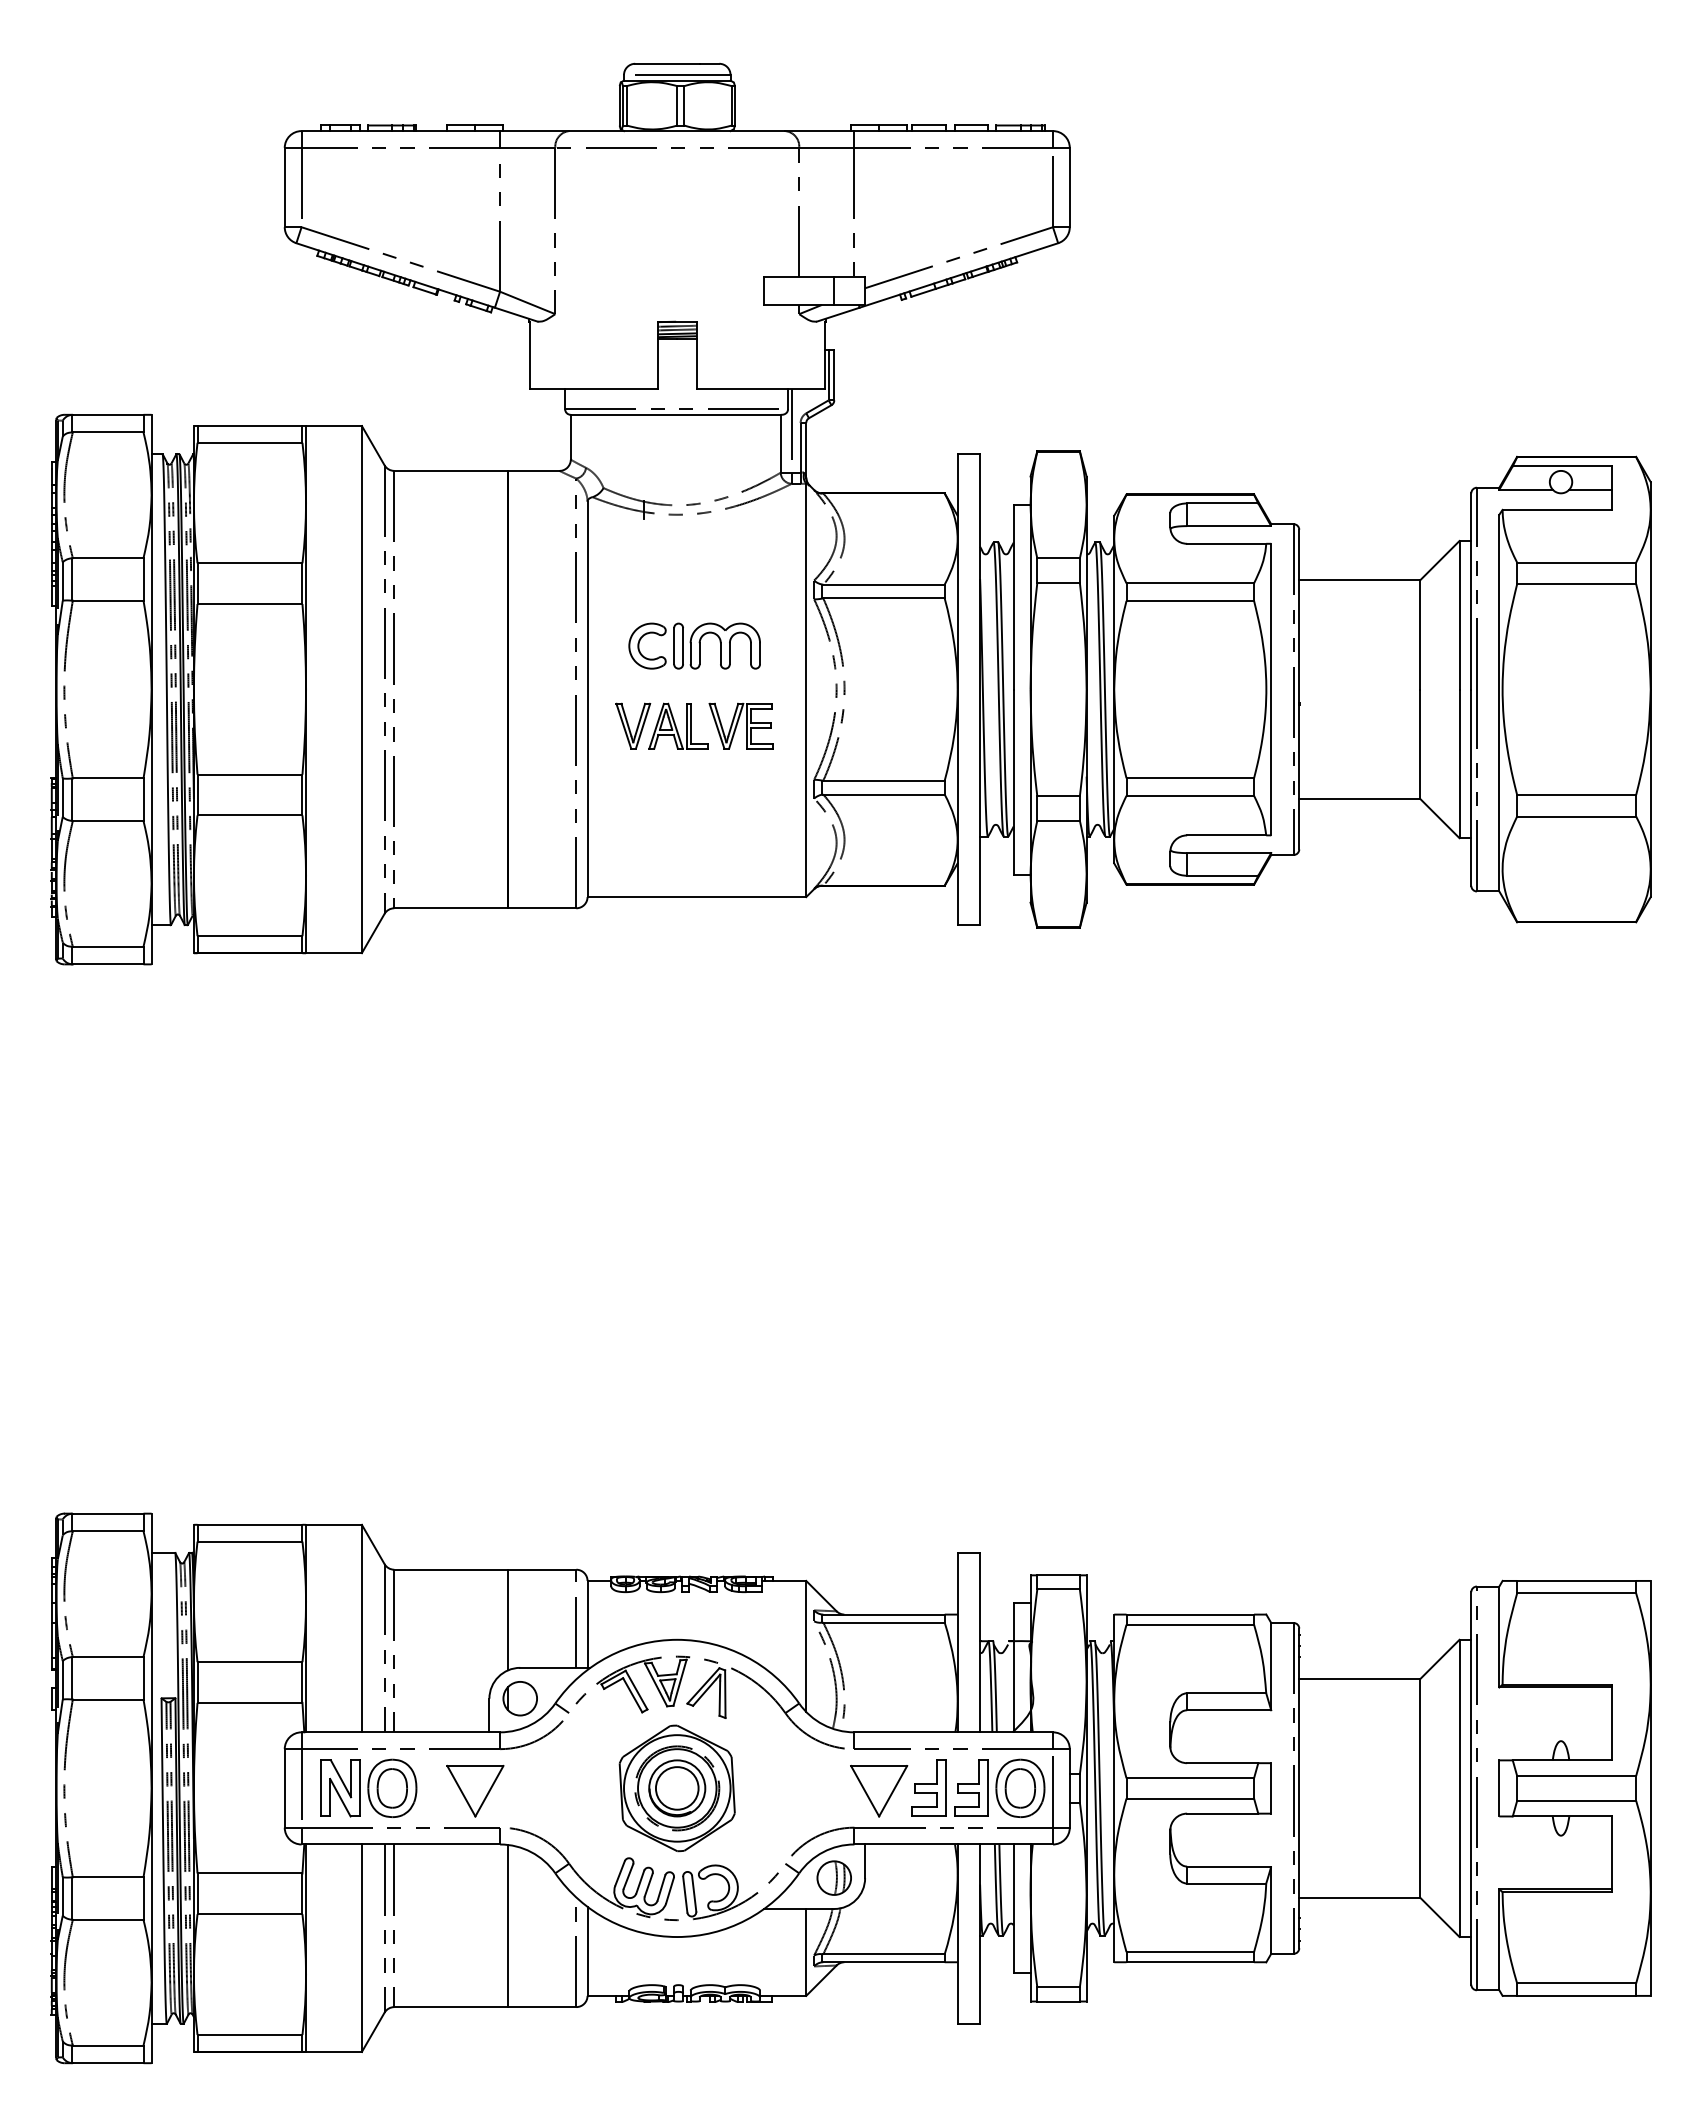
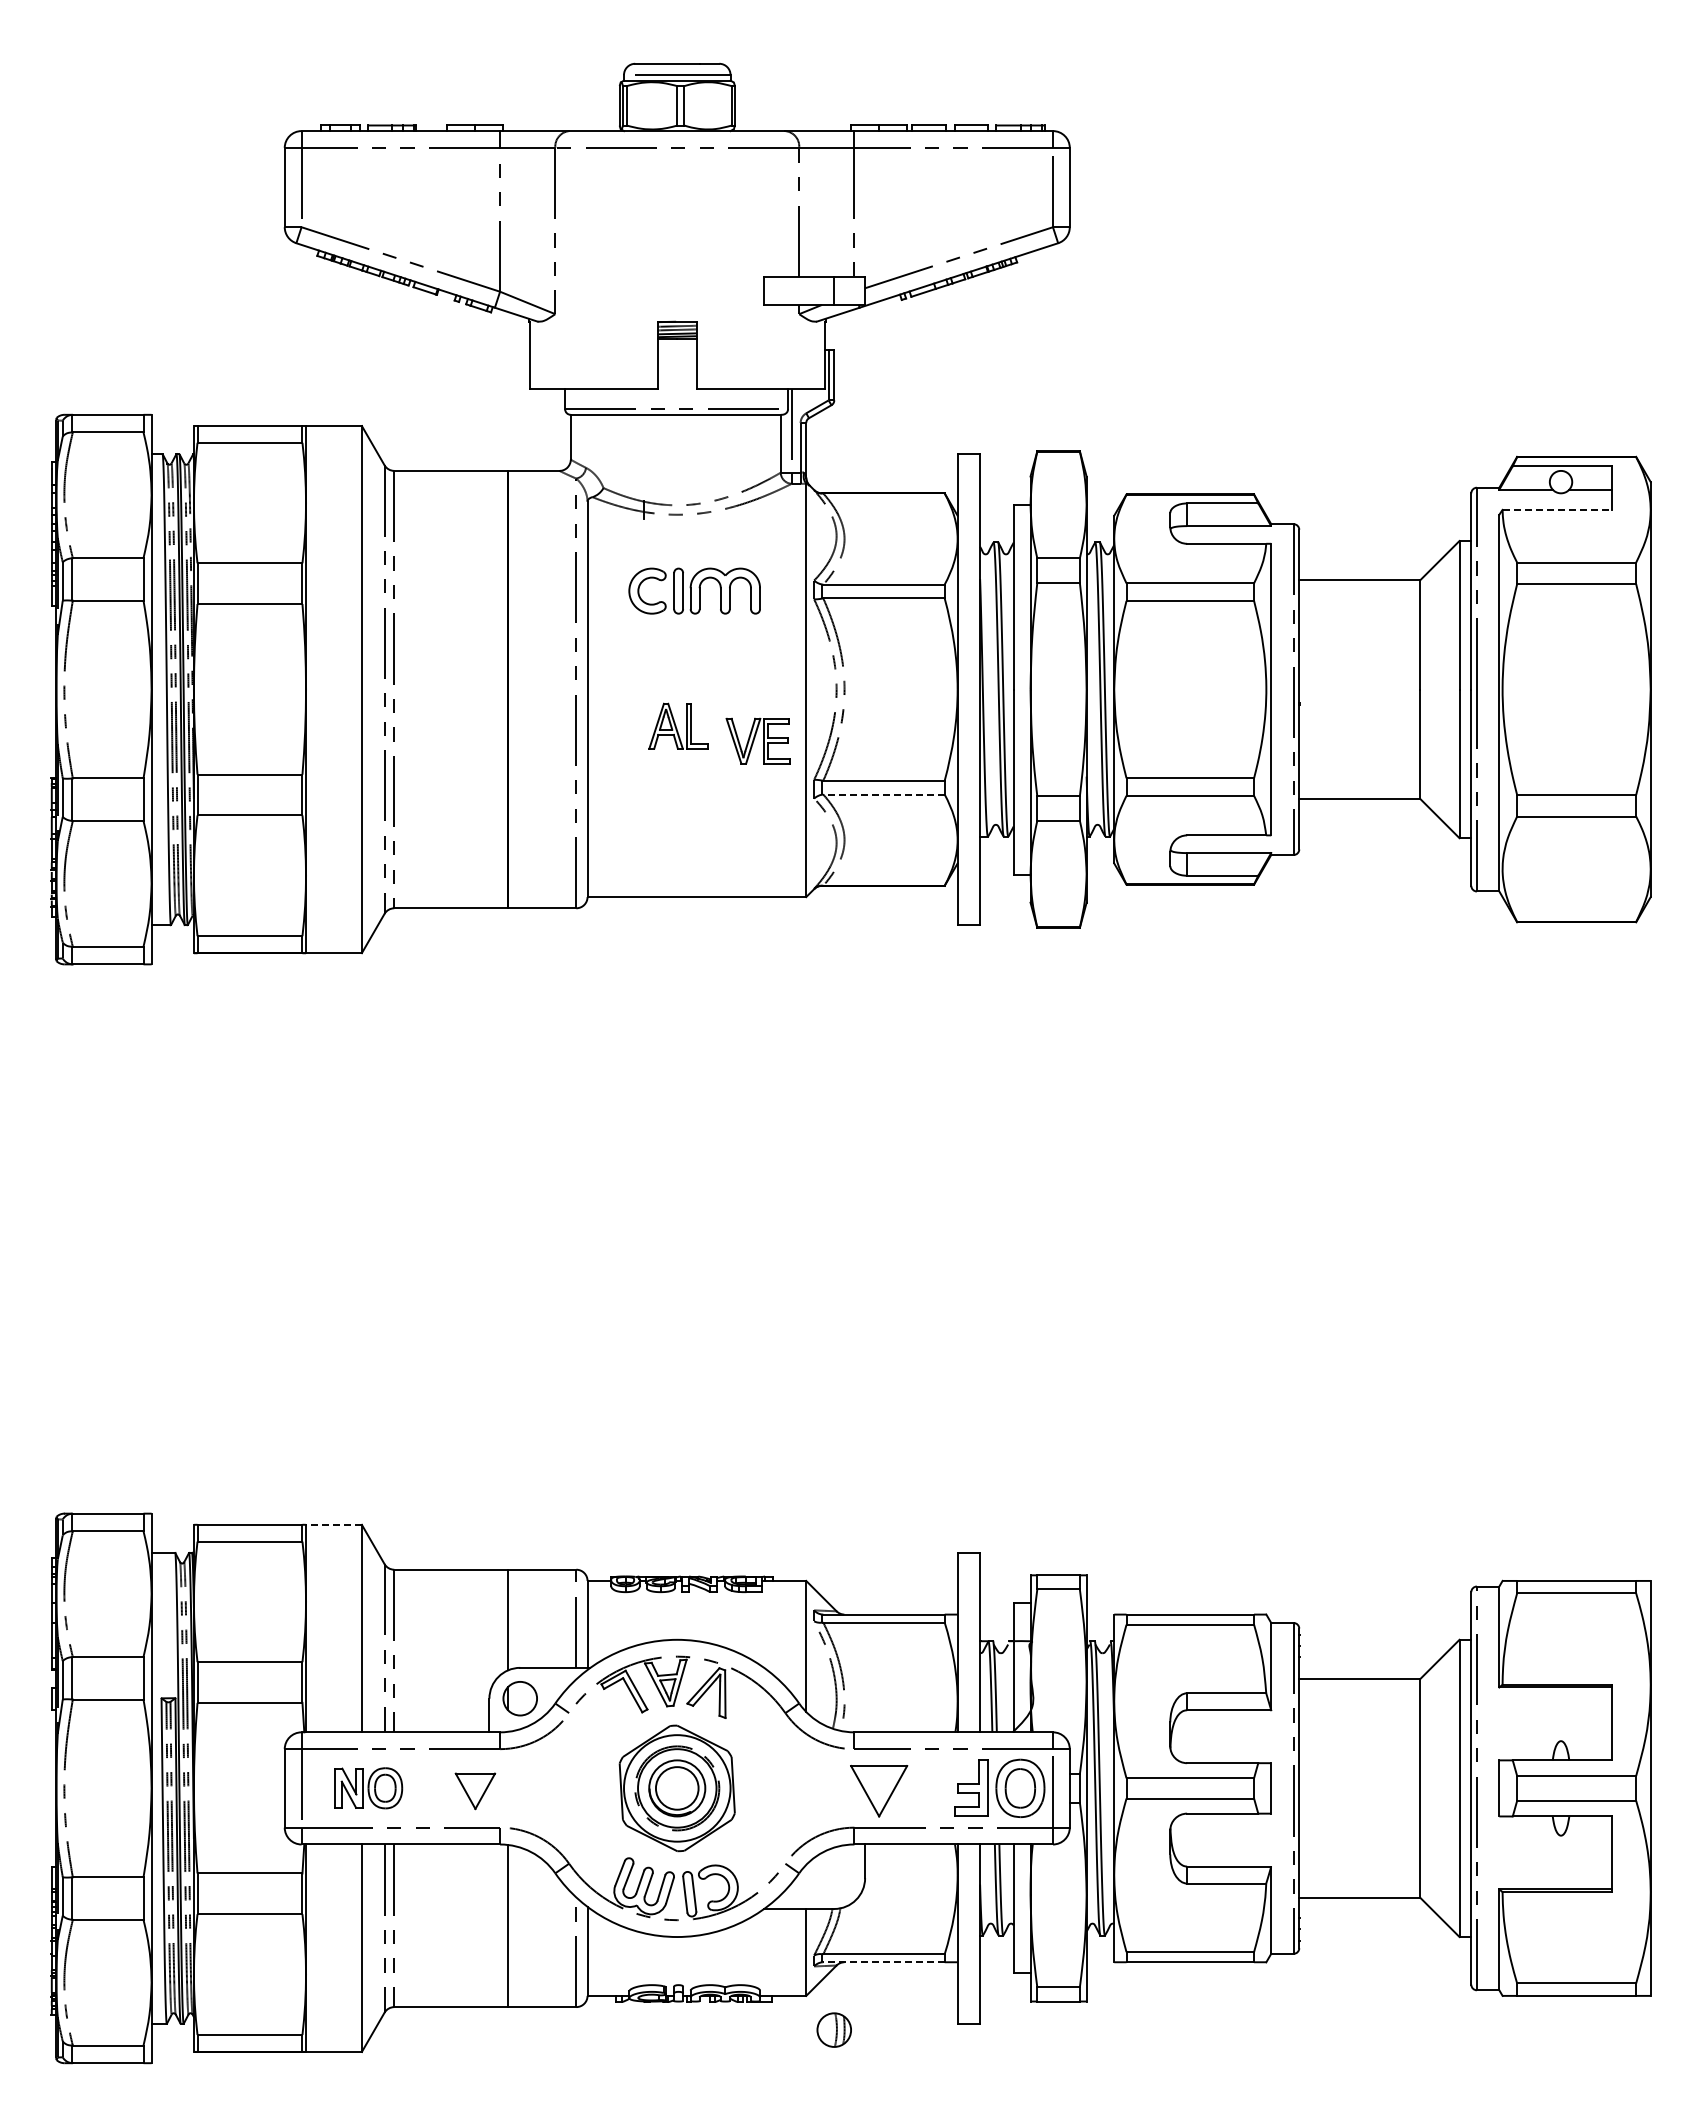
line: solid -> dashed (1557, 509)
part position: (694, 645) -> (694, 590) (694, 590)
part: present -> none (633, 725)
part position: (740, 725) -> (757, 740) (757, 740)
line: solid -> dashed (884, 794)
line: solid -> dashed (333, 1524)
part size: 98x60 px -> 70x43 px (368, 1788)
part: present -> none (928, 1787)
part size: 59x53 px -> 43x39 px (475, 1791)
part position: (833, 1877) -> (833, 2029) (833, 2029)
line: solid -> dashed (884, 1962)
